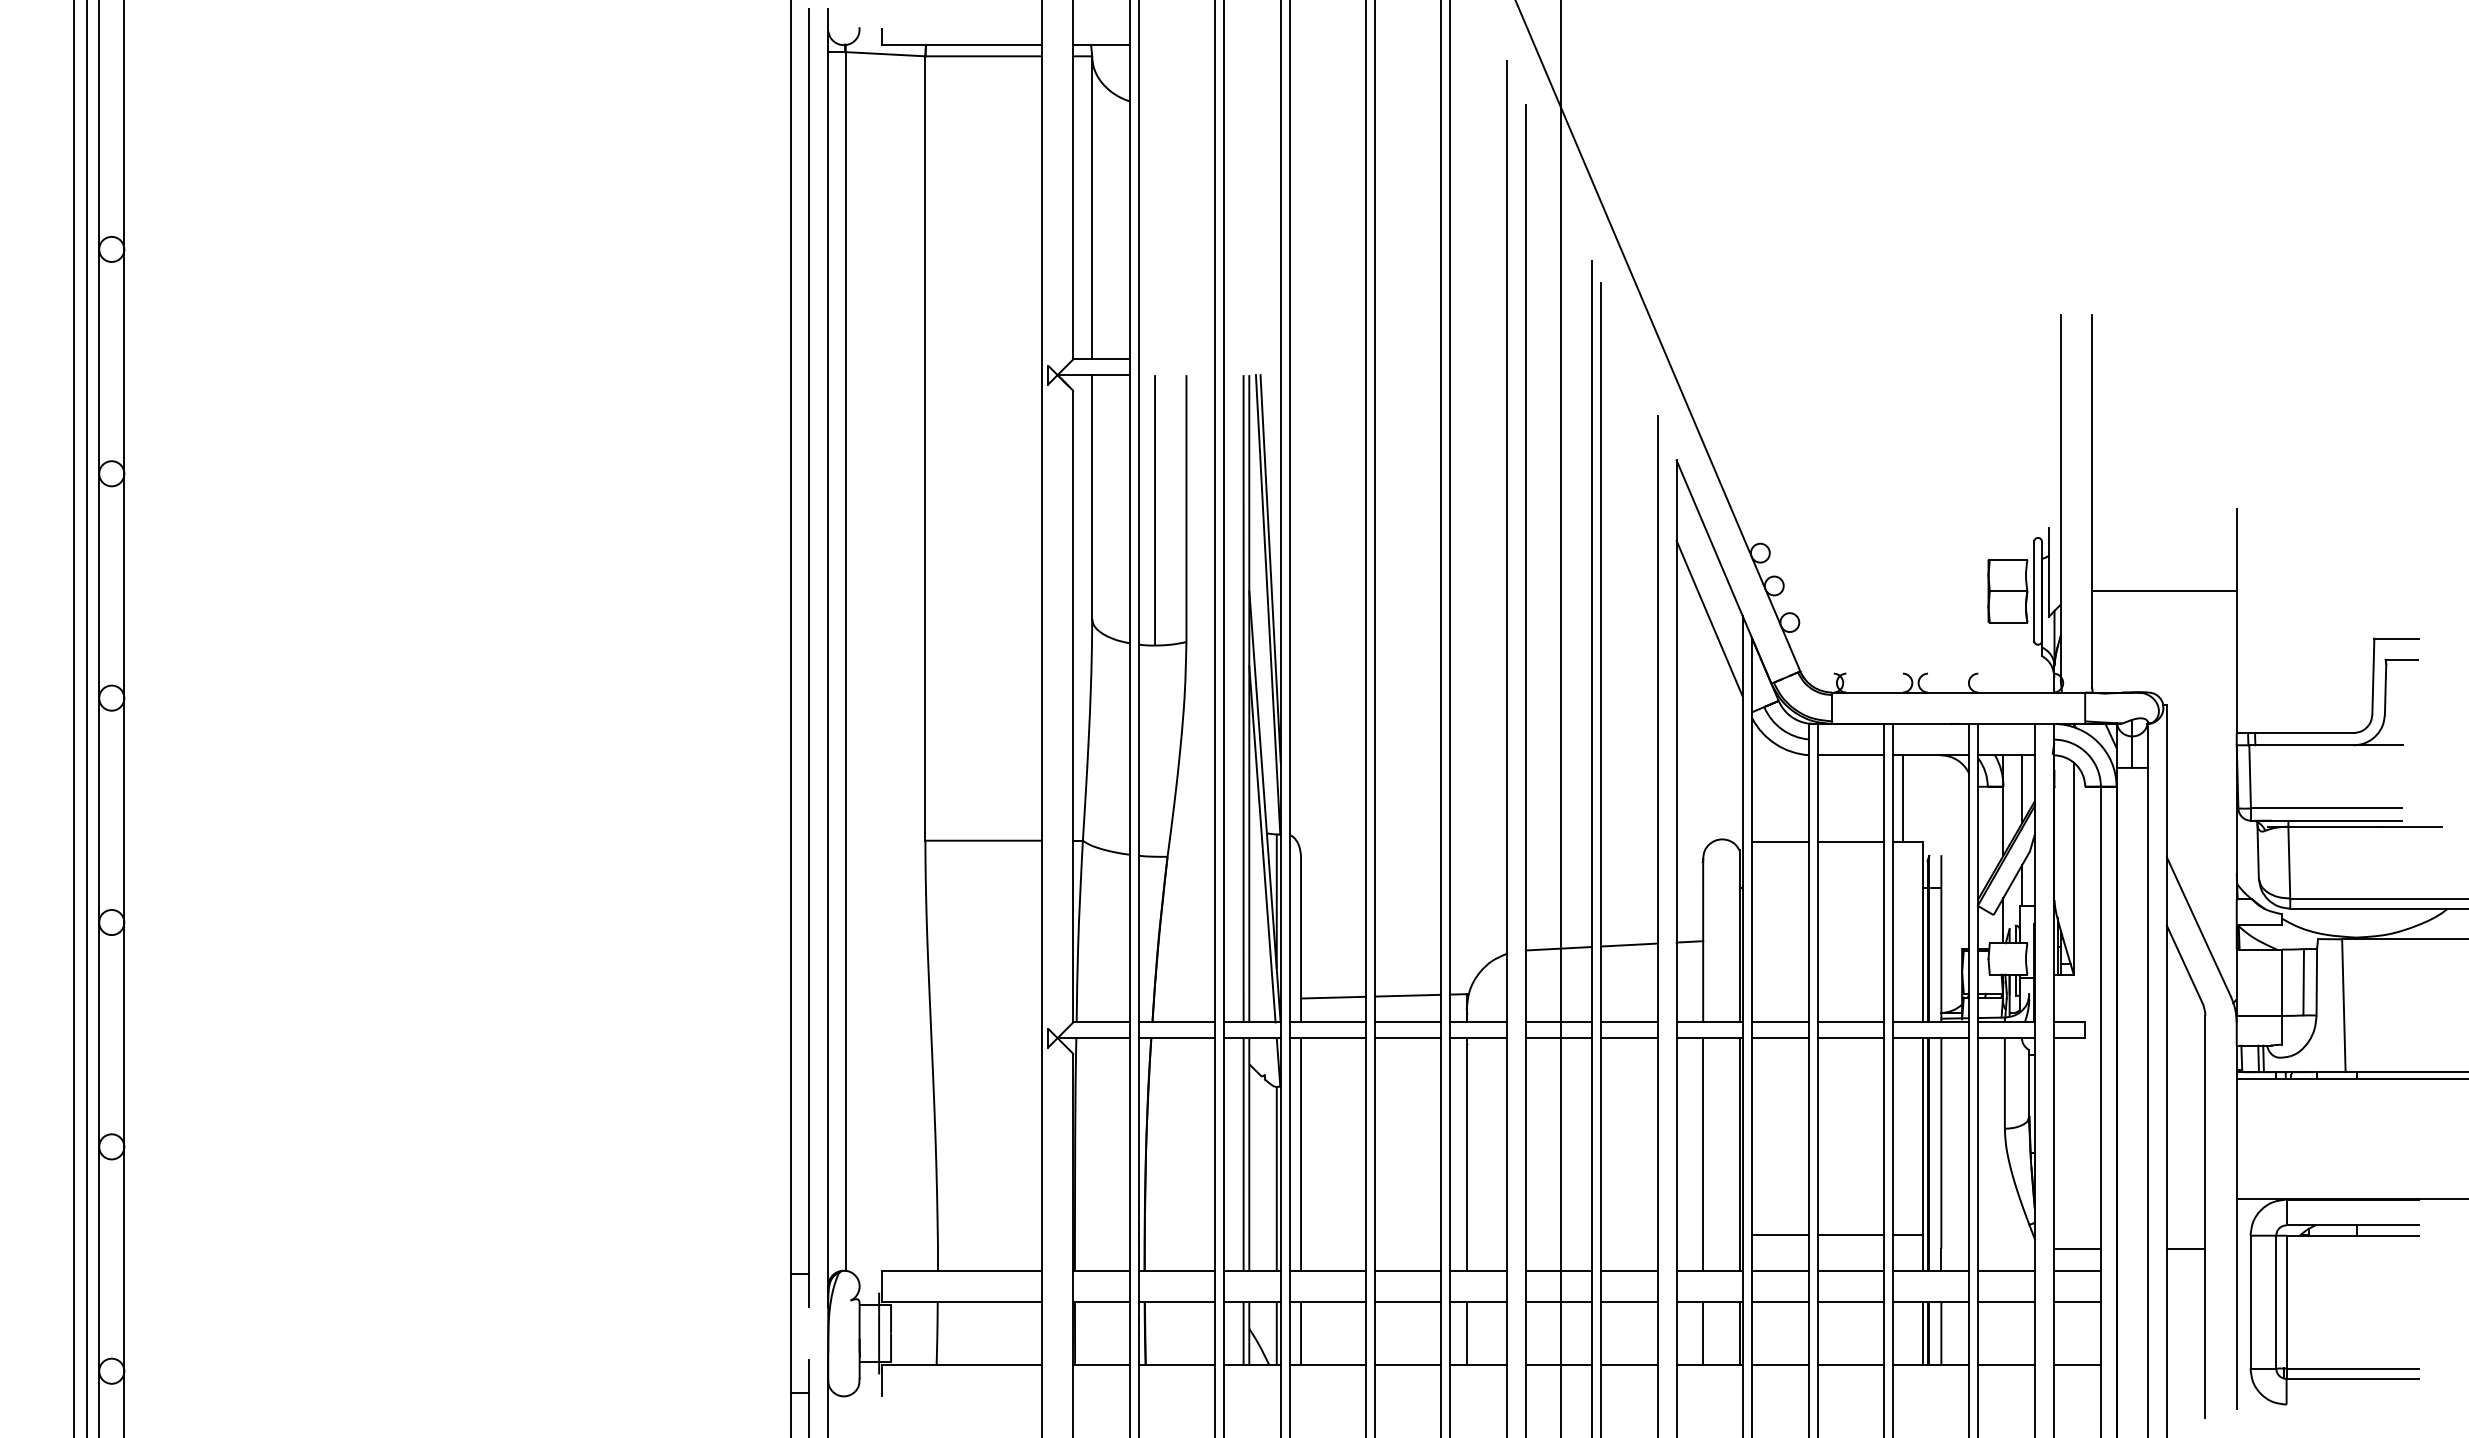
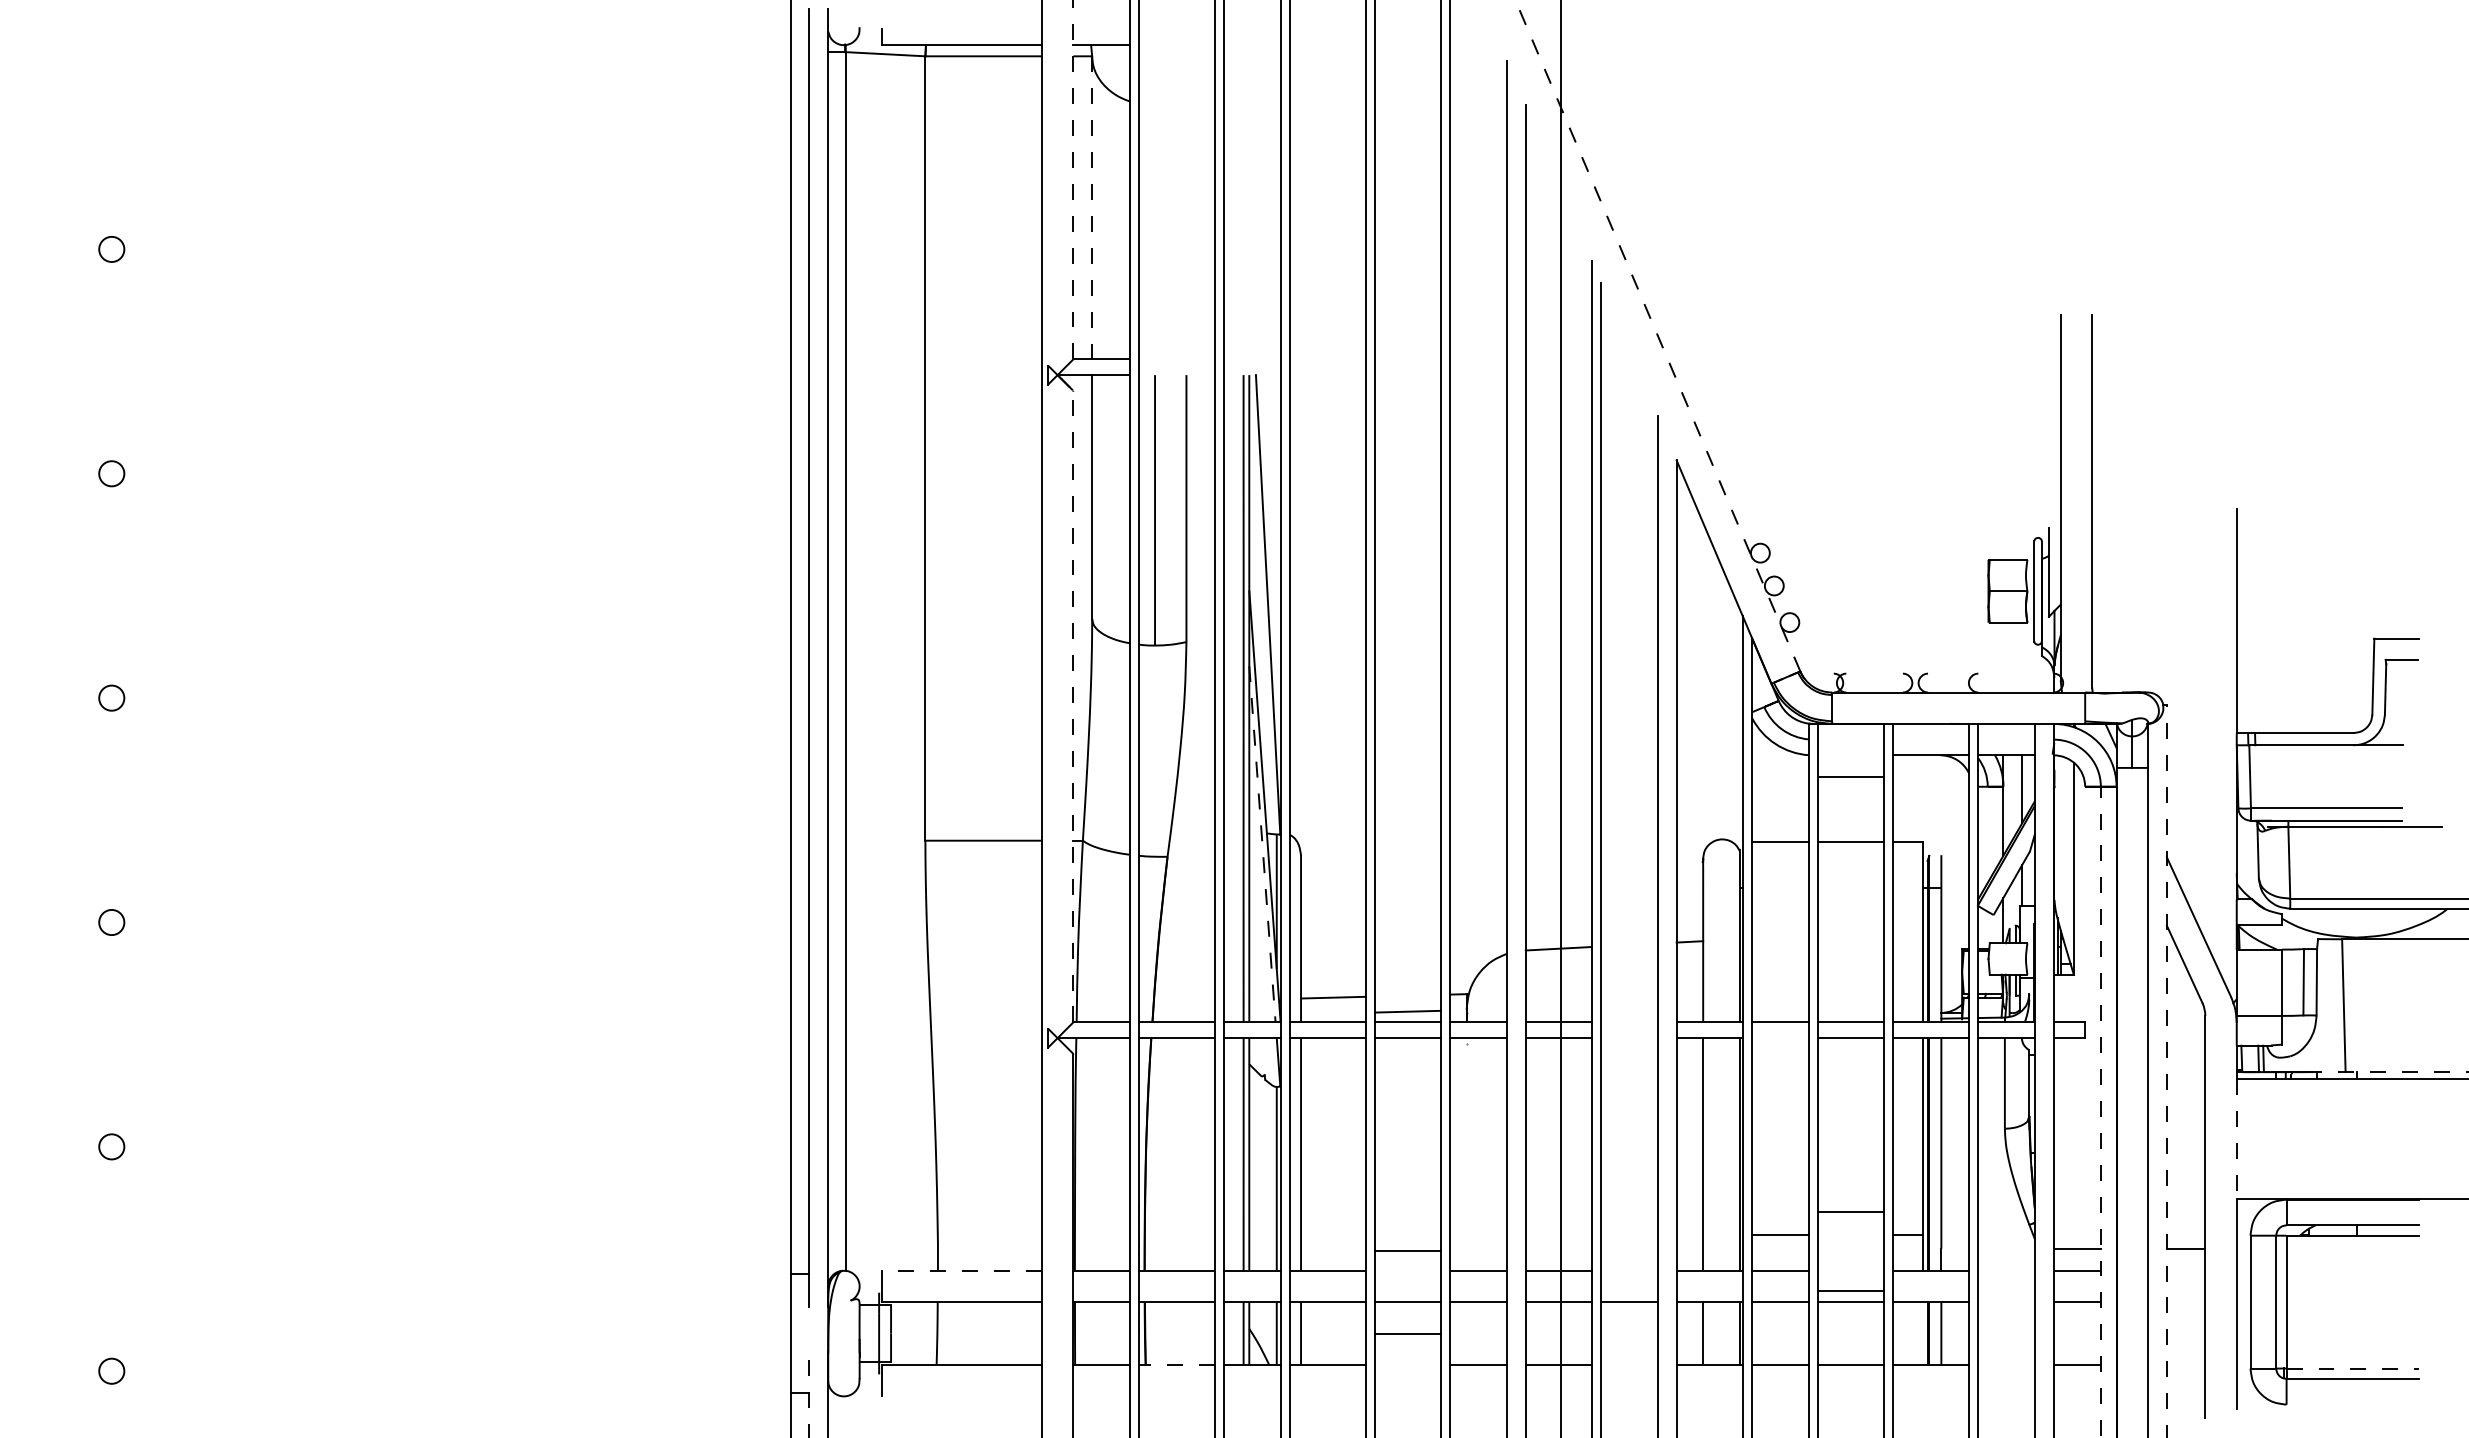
line: solid -> dashed (1073, 179)
line: solid -> dashed (1092, 207)
line: solid -> dashed (1657, 335)
line: present -> none (1270, 568)
line: present -> none (2164, 591)
line: present -> none (1709, 618)
line: solid -> dashed (1073, 706)
line: present -> none (74, 718)
line: present -> none (86, 718)
line: present -> none (99, 718)
line: present -> none (124, 718)
line position: (1851, 755) -> (1851, 777) (1851, 777)
line: present -> none (1902, 798)
line: solid -> dashed (1262, 844)
line: present -> none (1629, 944)
line position: (1407, 995) -> (1407, 1011) (1407, 1011)
line: present -> none (1629, 1022)
line: present -> none (1629, 1038)
line: present -> none (1780, 1038)
line: solid -> dashed (2166, 1070)
line: solid -> dashed (2387, 1072)
line: solid -> dashed (2100, 1111)
line: solid -> dashed (2236, 1138)
line: present -> none (1466, 1154)
line position: (1851, 1234) -> (1851, 1211) (1851, 1211)
line: solid -> dashed (961, 1270)
line position: (1407, 1270) -> (1407, 1250) (1407, 1250)
line: present -> none (1629, 1270)
line position: (1851, 1270) -> (1851, 1290) (1851, 1290)
line: present -> none (2006, 1270)
line: present -> none (2006, 1302)
line: present -> none (1466, 1333)
line: present -> none (1922, 1333)
line: solid -> dashed (1177, 1364)
line position: (1407, 1364) -> (1407, 1333) (1407, 1333)
line: present -> none (1629, 1364)
line: present -> none (2006, 1364)
line: solid -> dashed (2353, 1368)
line: solid -> dashed (809, 1399)
